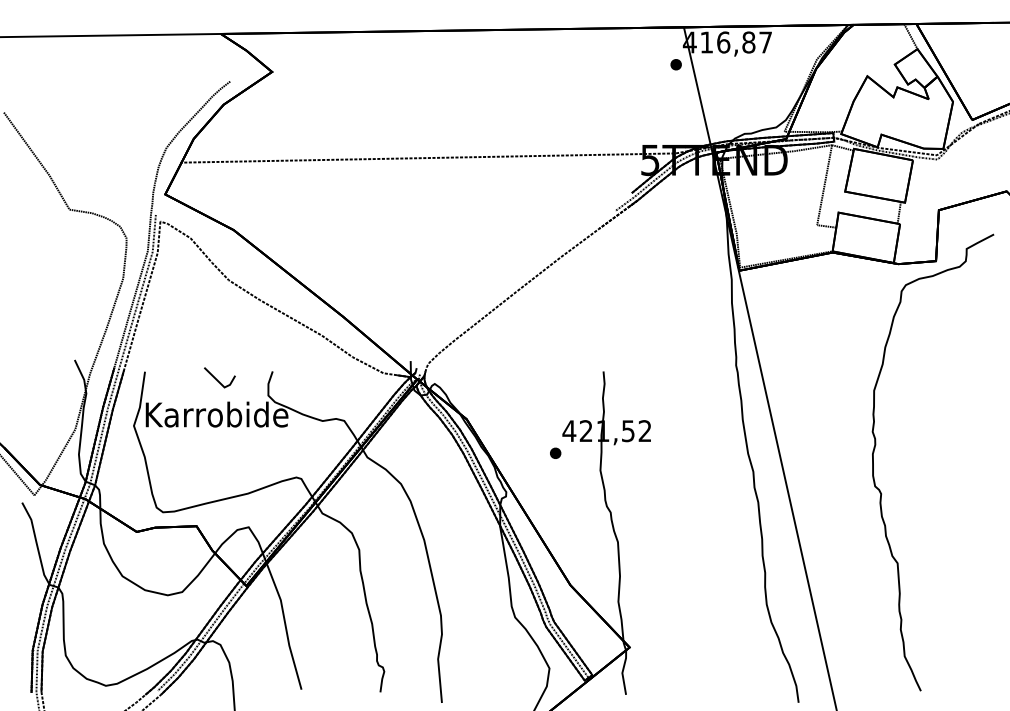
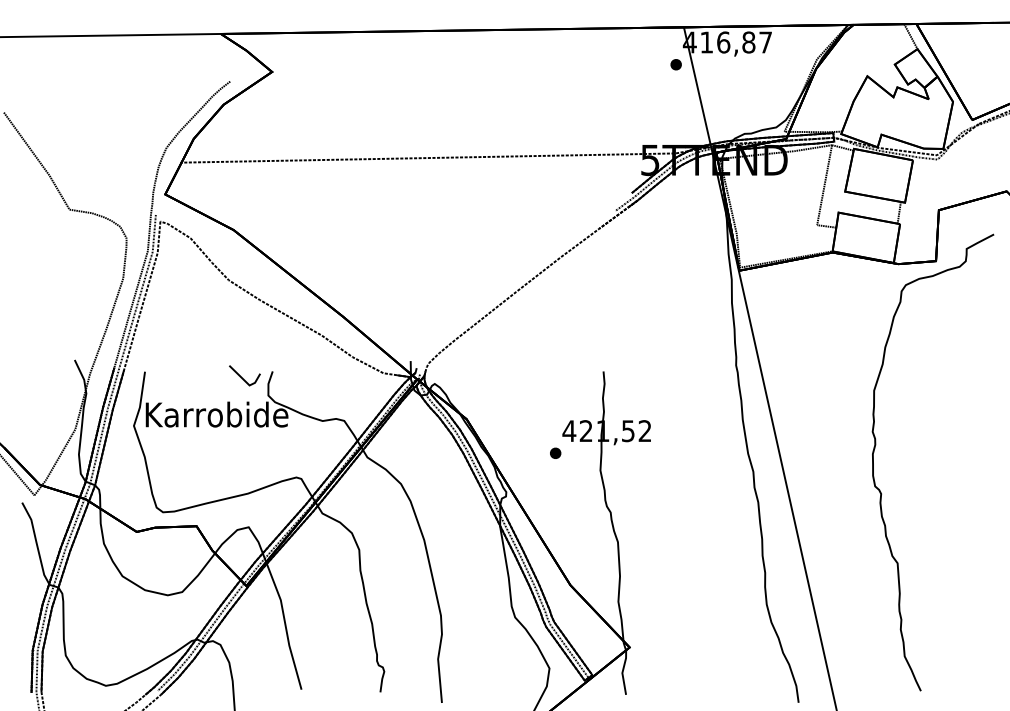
line position: (217, 379) -> (242, 377) (242, 377)
